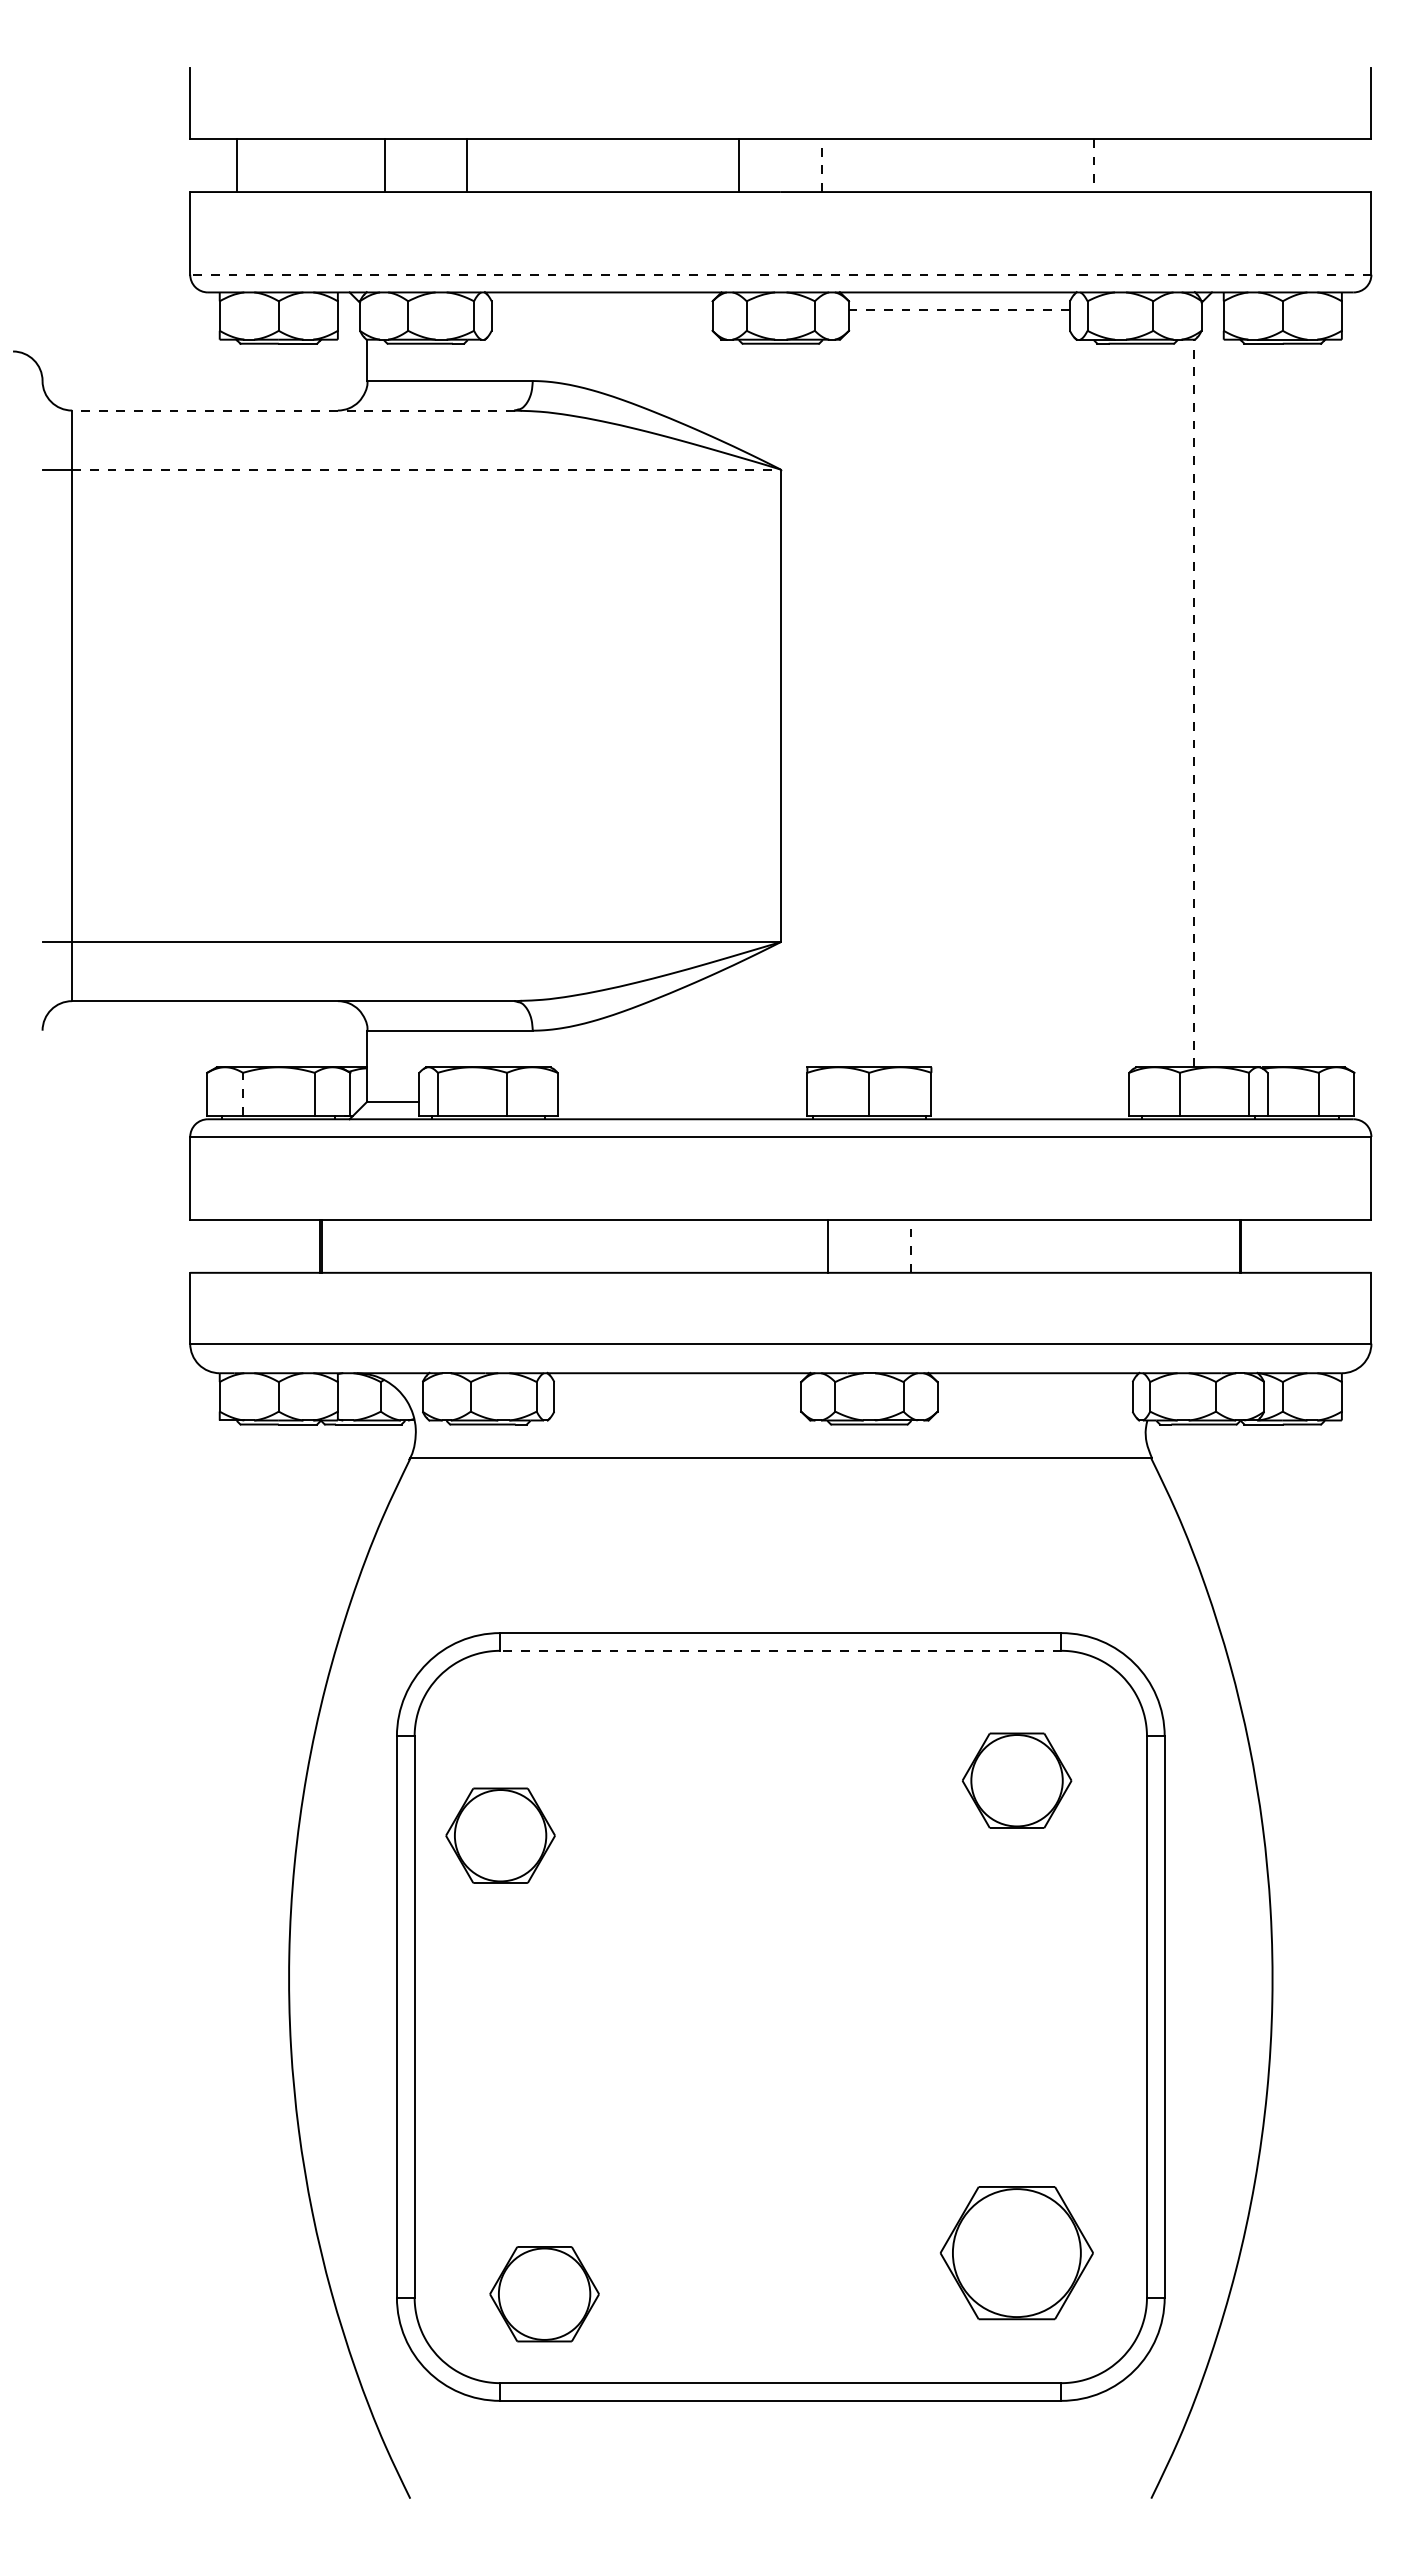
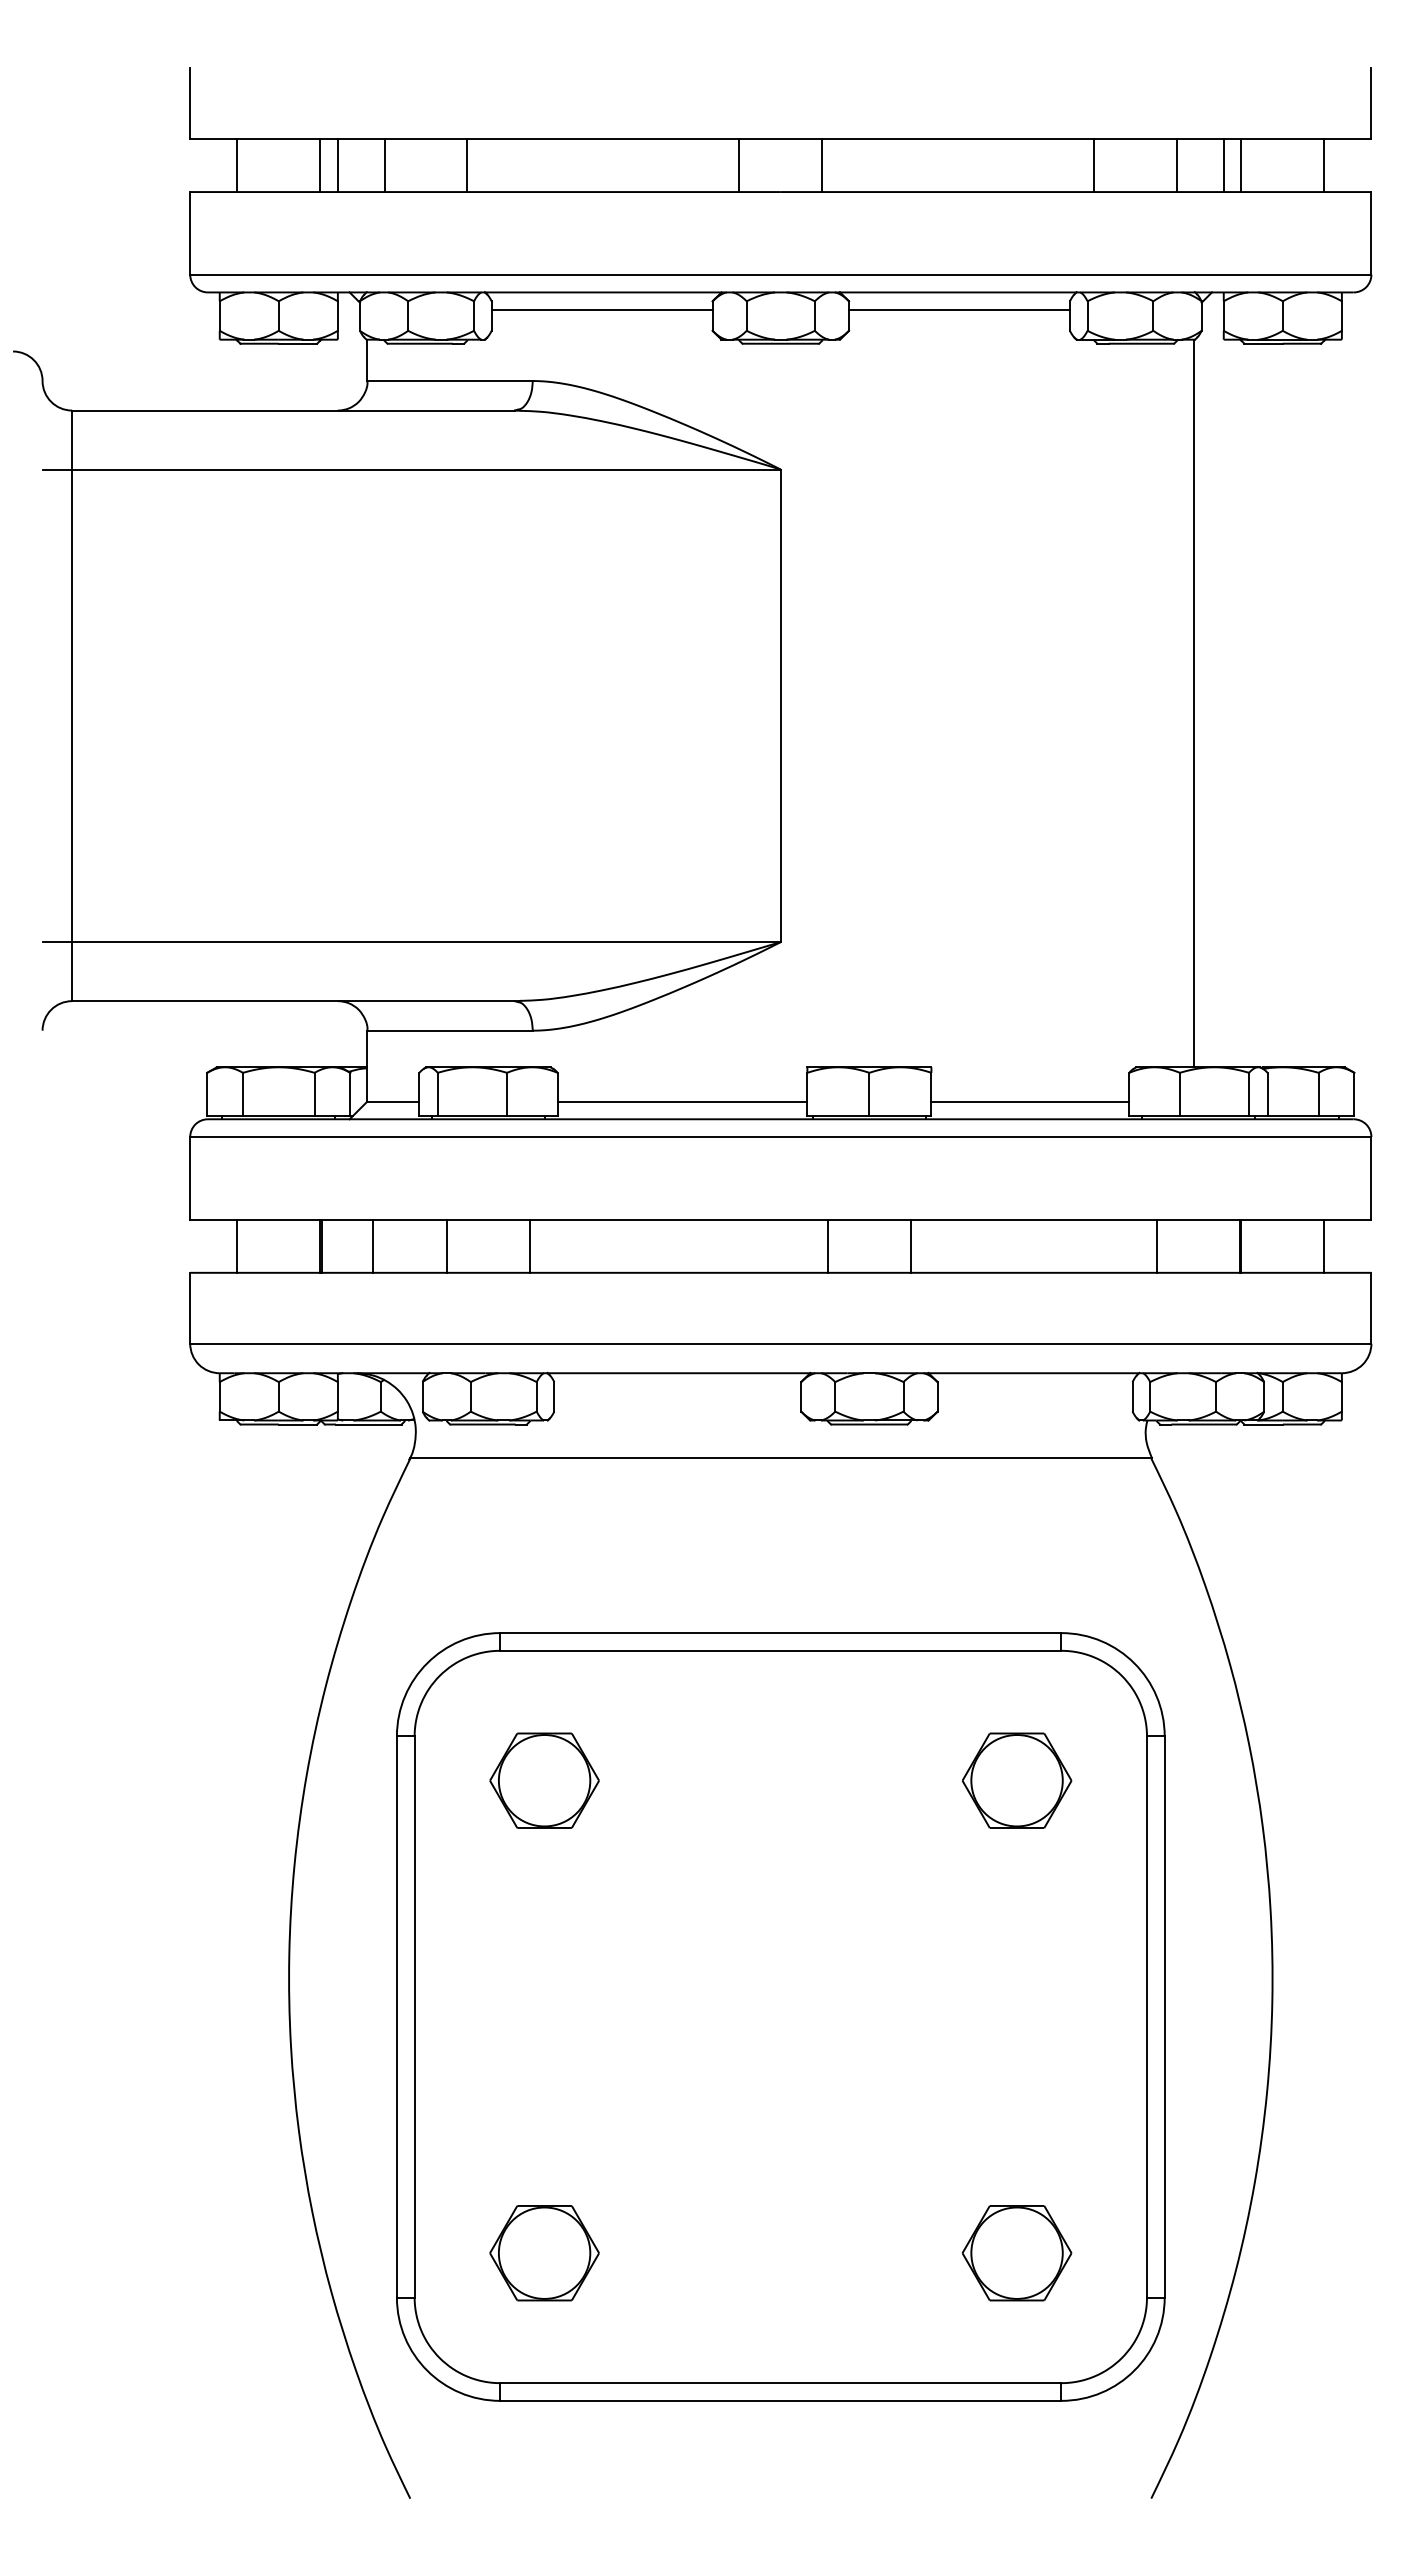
line: none -> present (320, 165)
line: none -> present (337, 165)
line: dashed -> solid (822, 165)
line: dashed -> solid (1094, 165)
line: none -> present (1177, 165)
line: none -> present (1223, 165)
line: none -> present (1241, 165)
line: none -> present (1324, 165)
line: dashed -> solid (780, 274)
line: none -> present (601, 310)
line: dashed -> solid (958, 310)
line: dashed -> solid (293, 410)
line: dashed -> solid (426, 469)
line: dashed -> solid (1194, 703)
line: dashed -> solid (243, 1093)
line: none -> present (682, 1101)
line: none -> present (1030, 1101)
line: none -> present (237, 1245)
line: none -> present (373, 1245)
line: none -> present (447, 1245)
line: none -> present (529, 1245)
line: none -> present (1157, 1245)
line: none -> present (1324, 1245)
line: dashed -> solid (910, 1246)
line: dashed -> solid (780, 1650)
part position: (500, 1835) -> (544, 1780) (544, 1780)
part size: 154x135 px -> 111x97 px (1017, 2253)
part position: (544, 2294) -> (544, 2253) (544, 2253)
